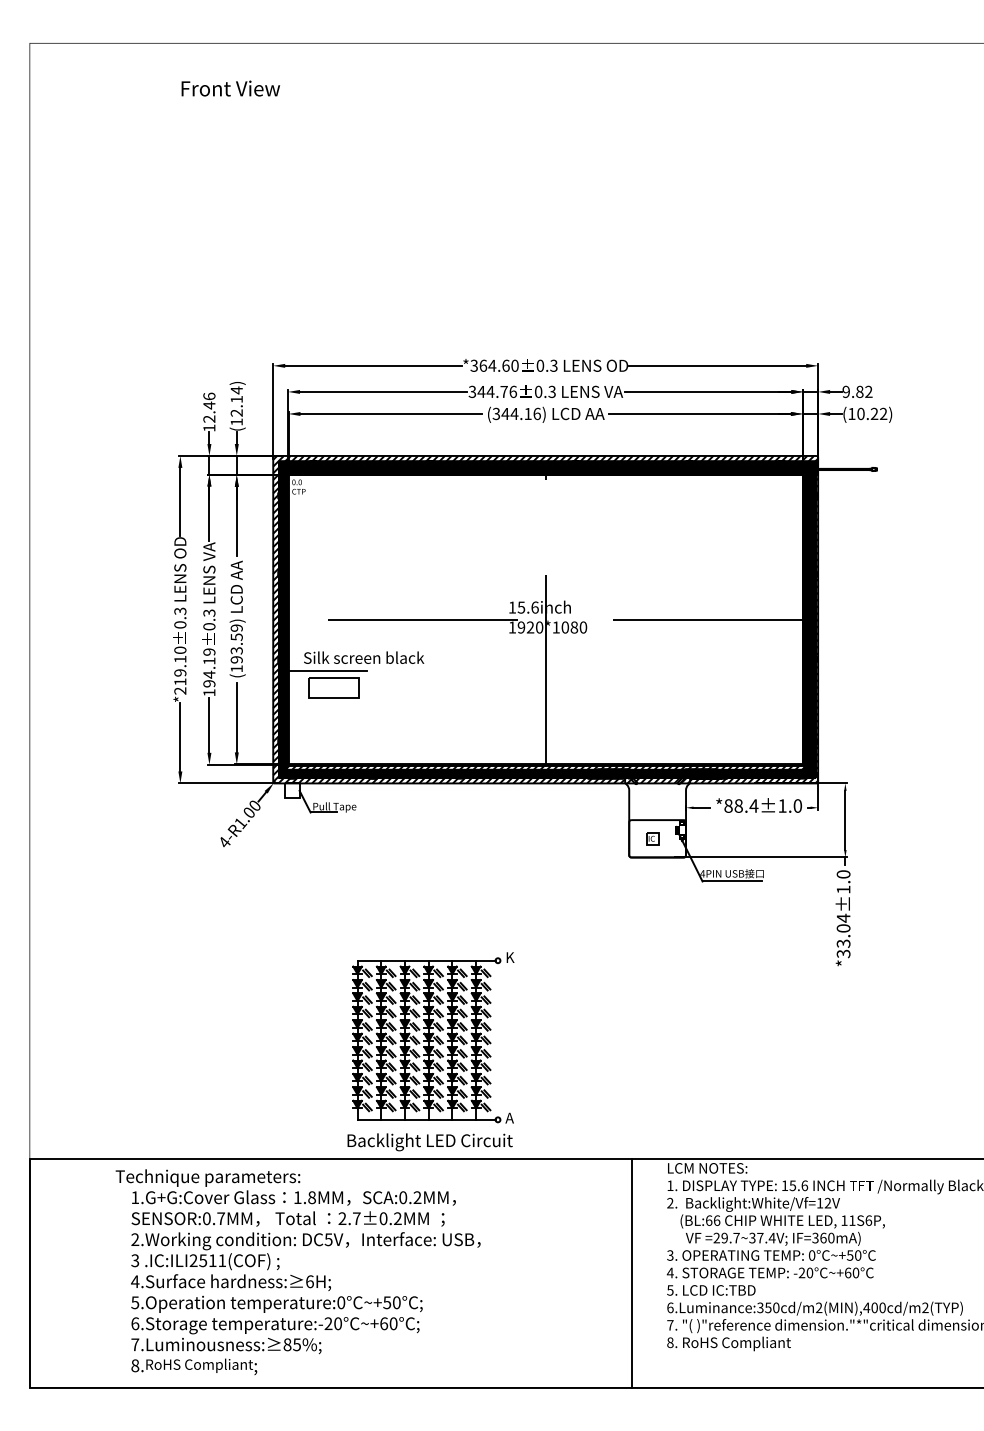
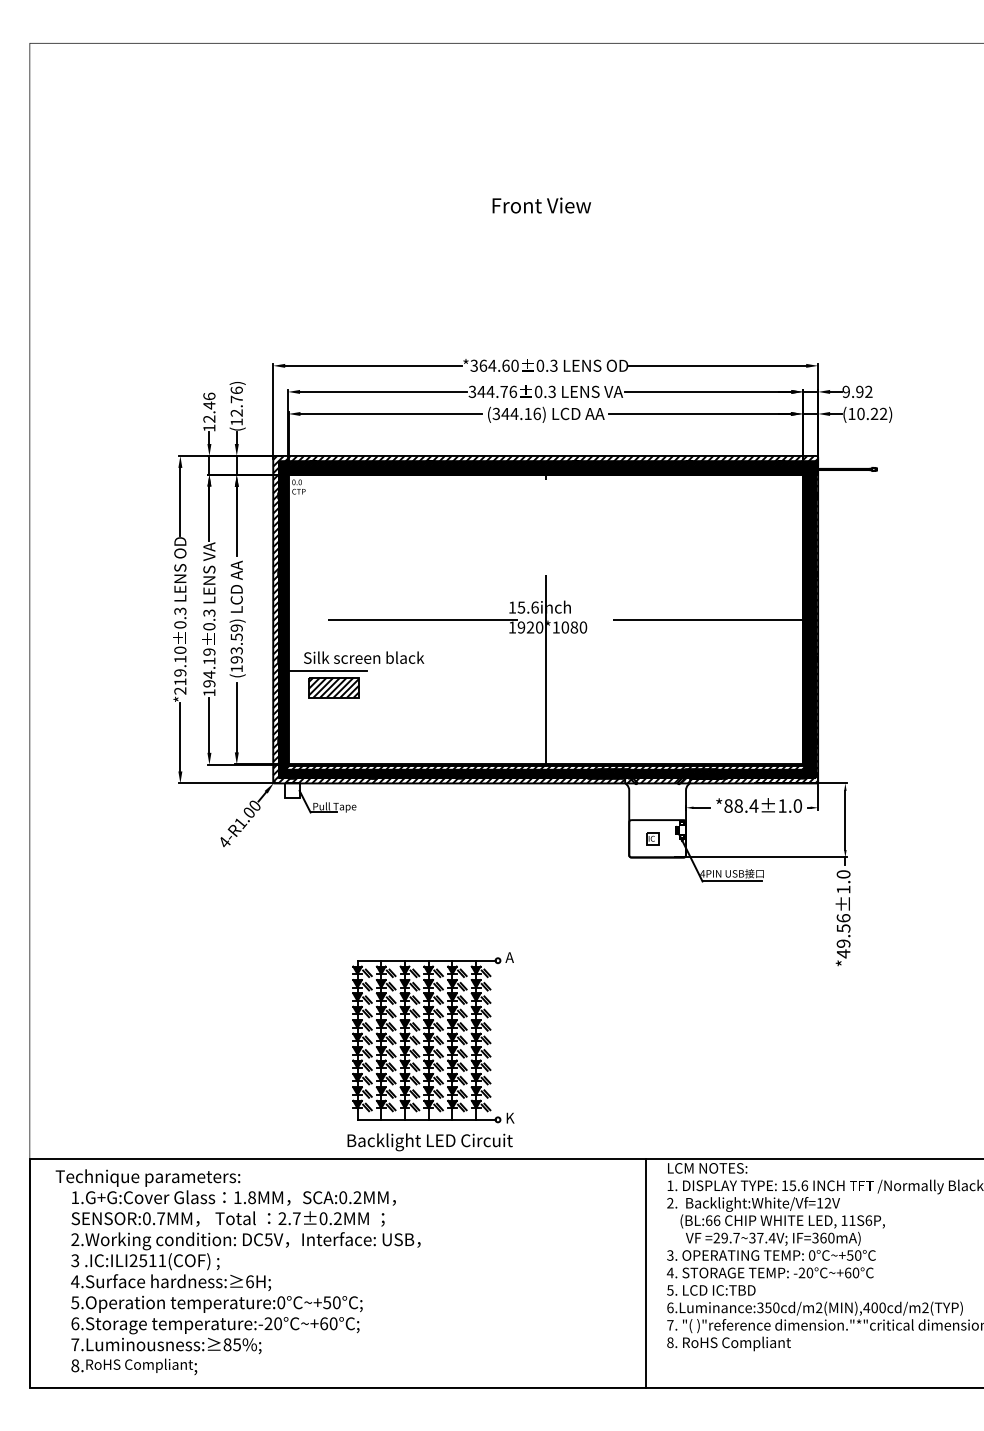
text position: (230, 88) -> (541, 205) (541, 205)
text: 9.82 -> 9.92 (859, 391)
text: (12.14) -> (12.76) (236, 394)
hatch: none -> present (333, 687)
text: *33.04±1.0 -> *49.56±1.0 (843, 935)
text: K -> A (509, 957)
text: A -> K (509, 1117)
text position: (297, 1271) -> (237, 1271) (237, 1271)
line position: (632, 1273) -> (646, 1273) (646, 1273)
